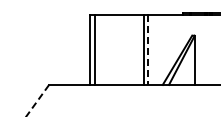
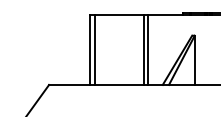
line: dashed -> solid (148, 50)
line: dashed -> solid (37, 100)
